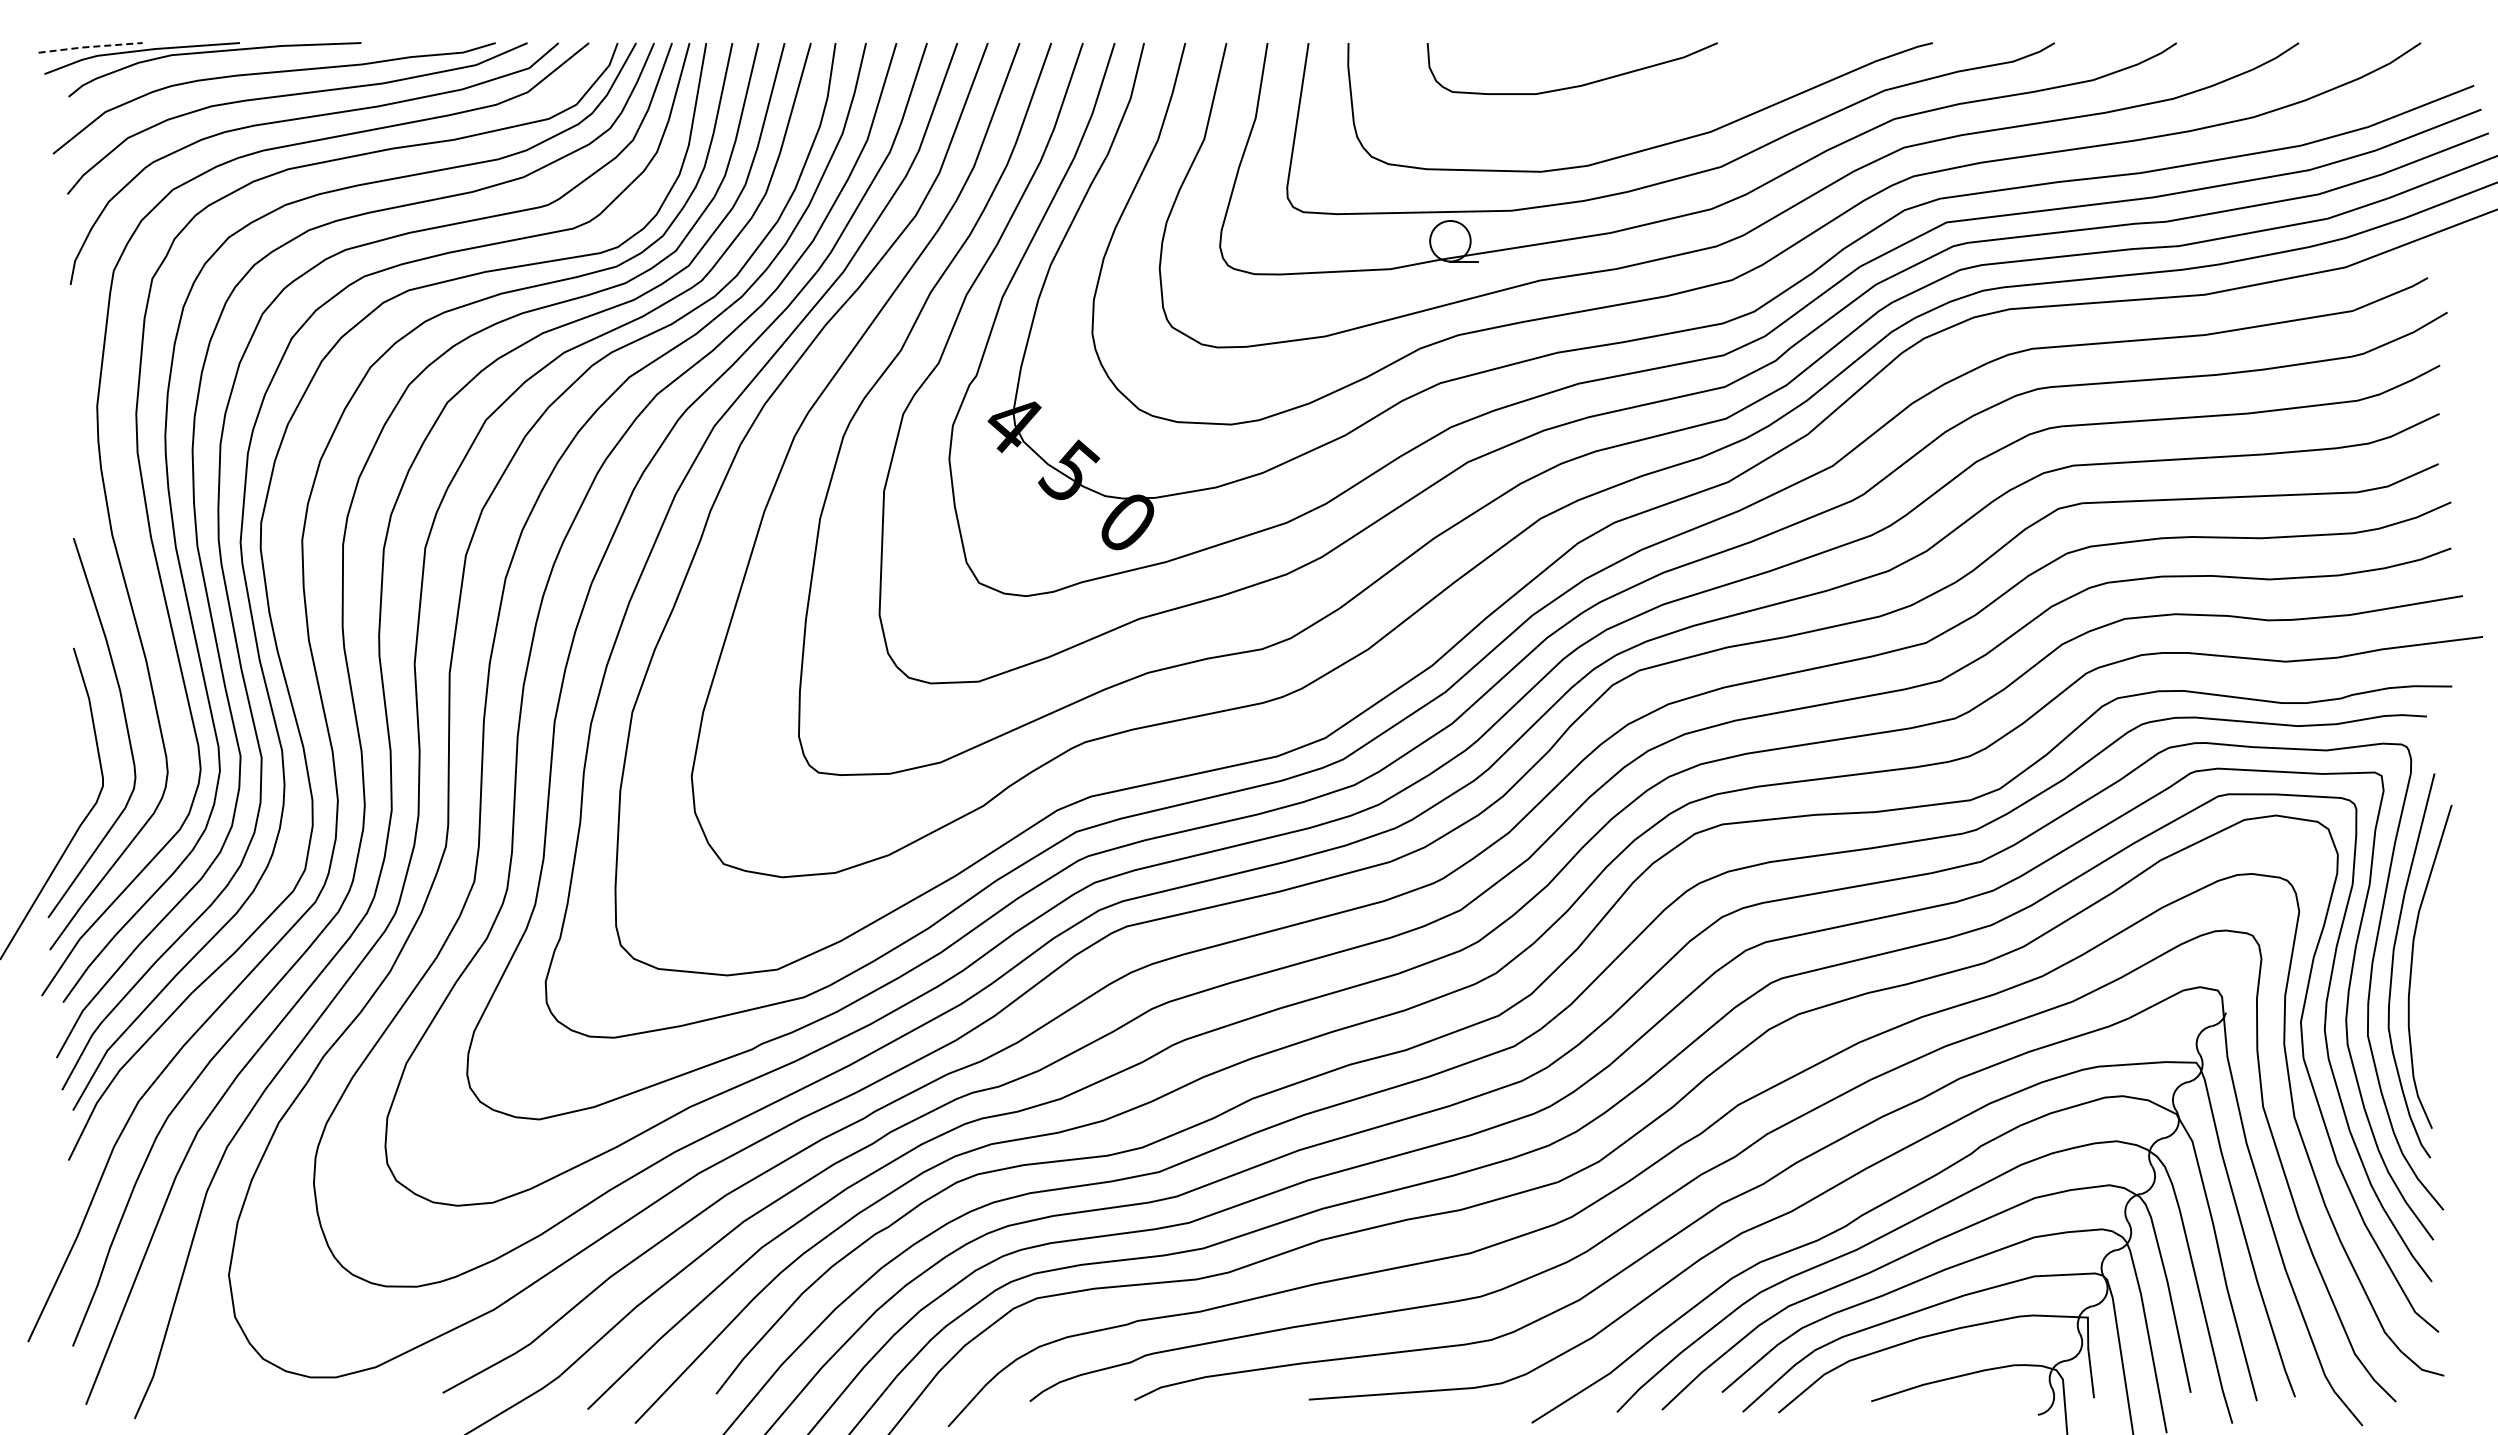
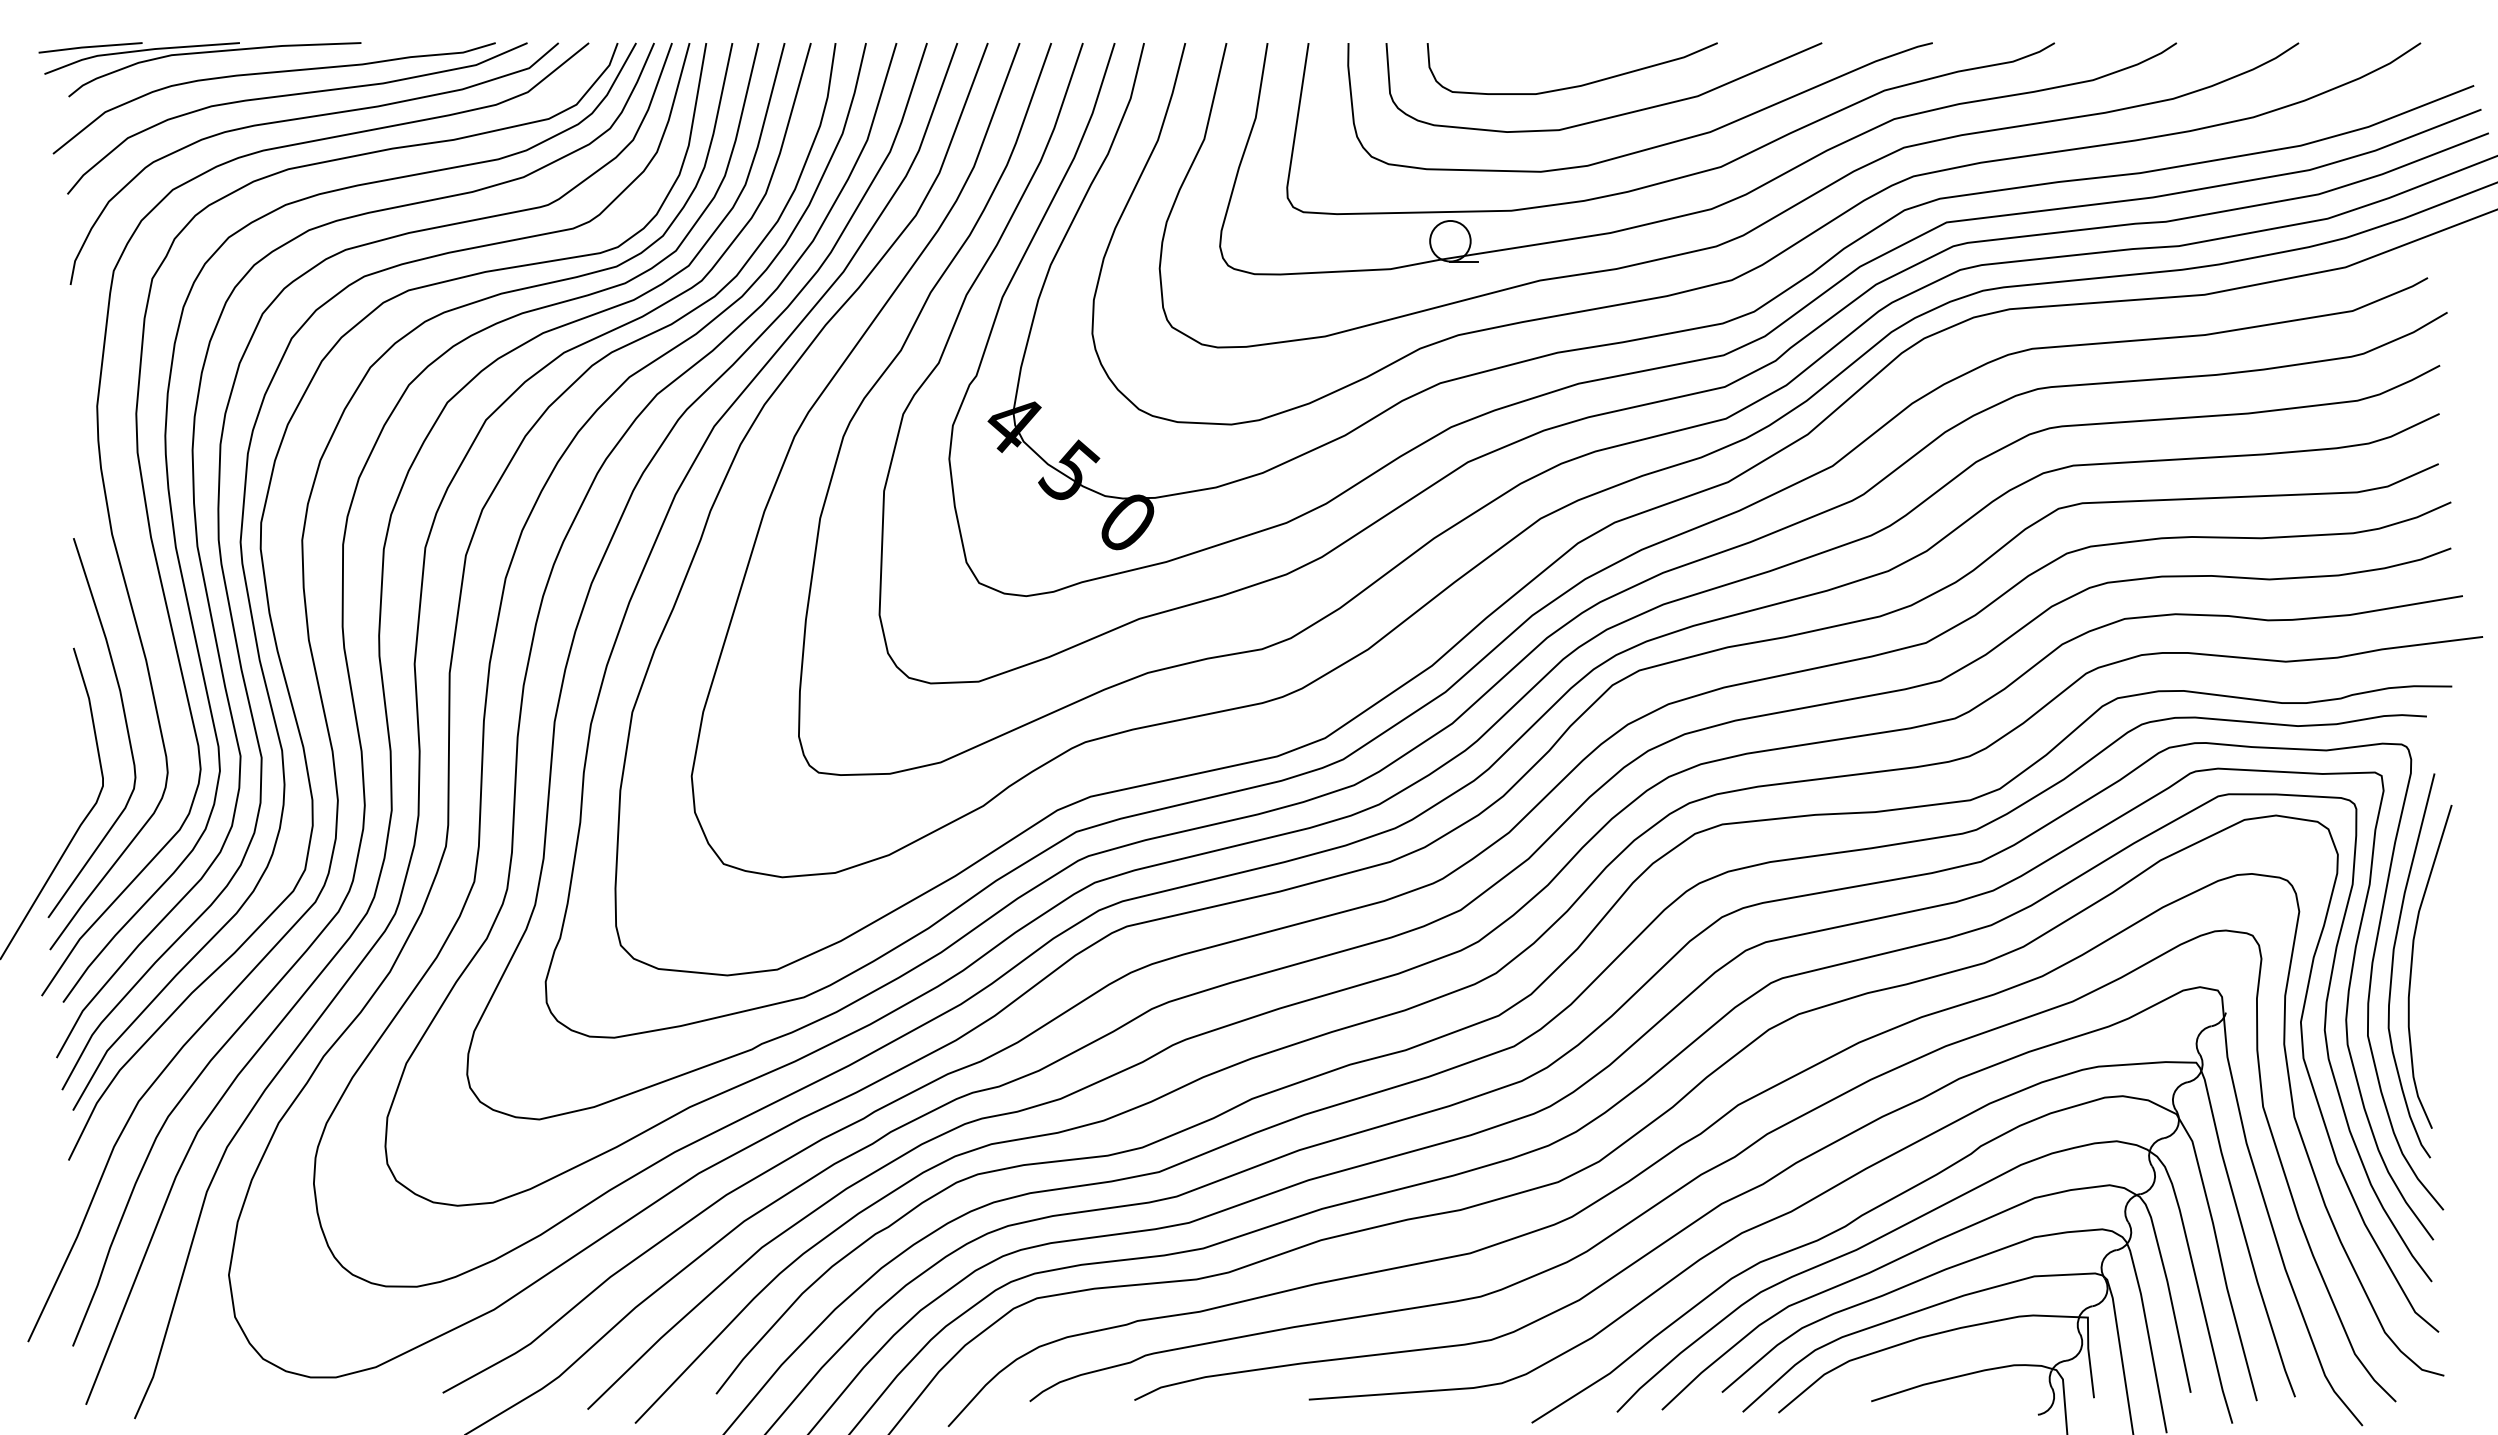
line: dashed -> solid (90, 46)
curve: none -> present (1609, 116)
